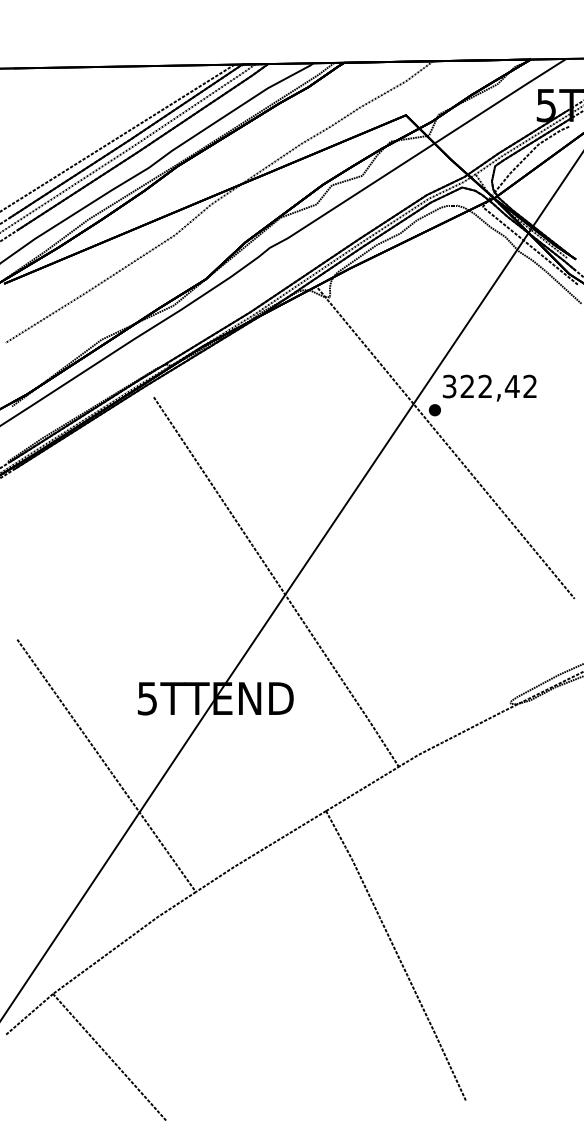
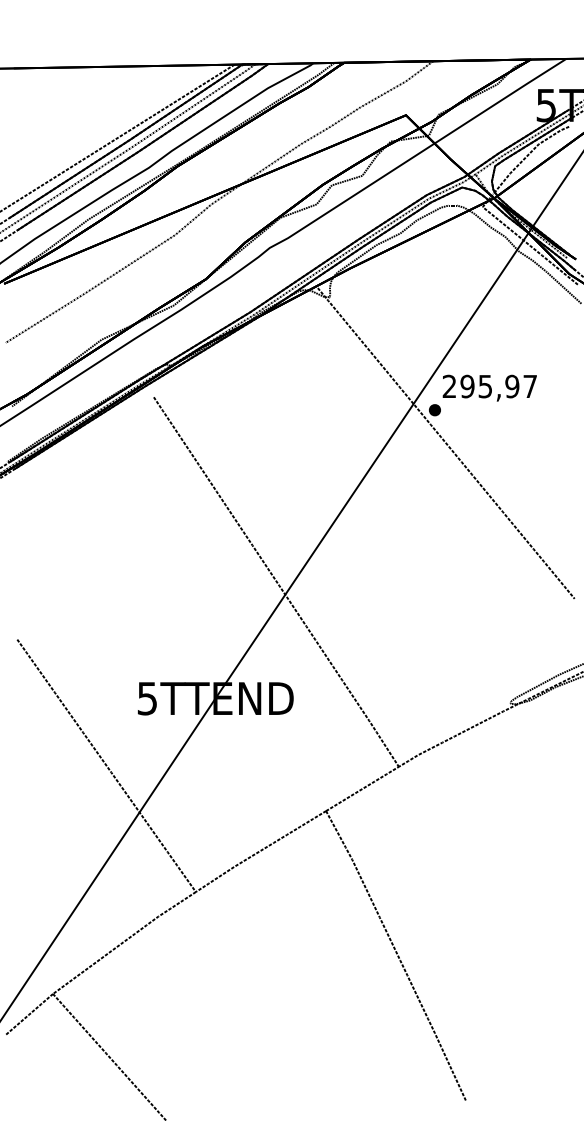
text: 322,42 -> 295,97 (489, 386)
